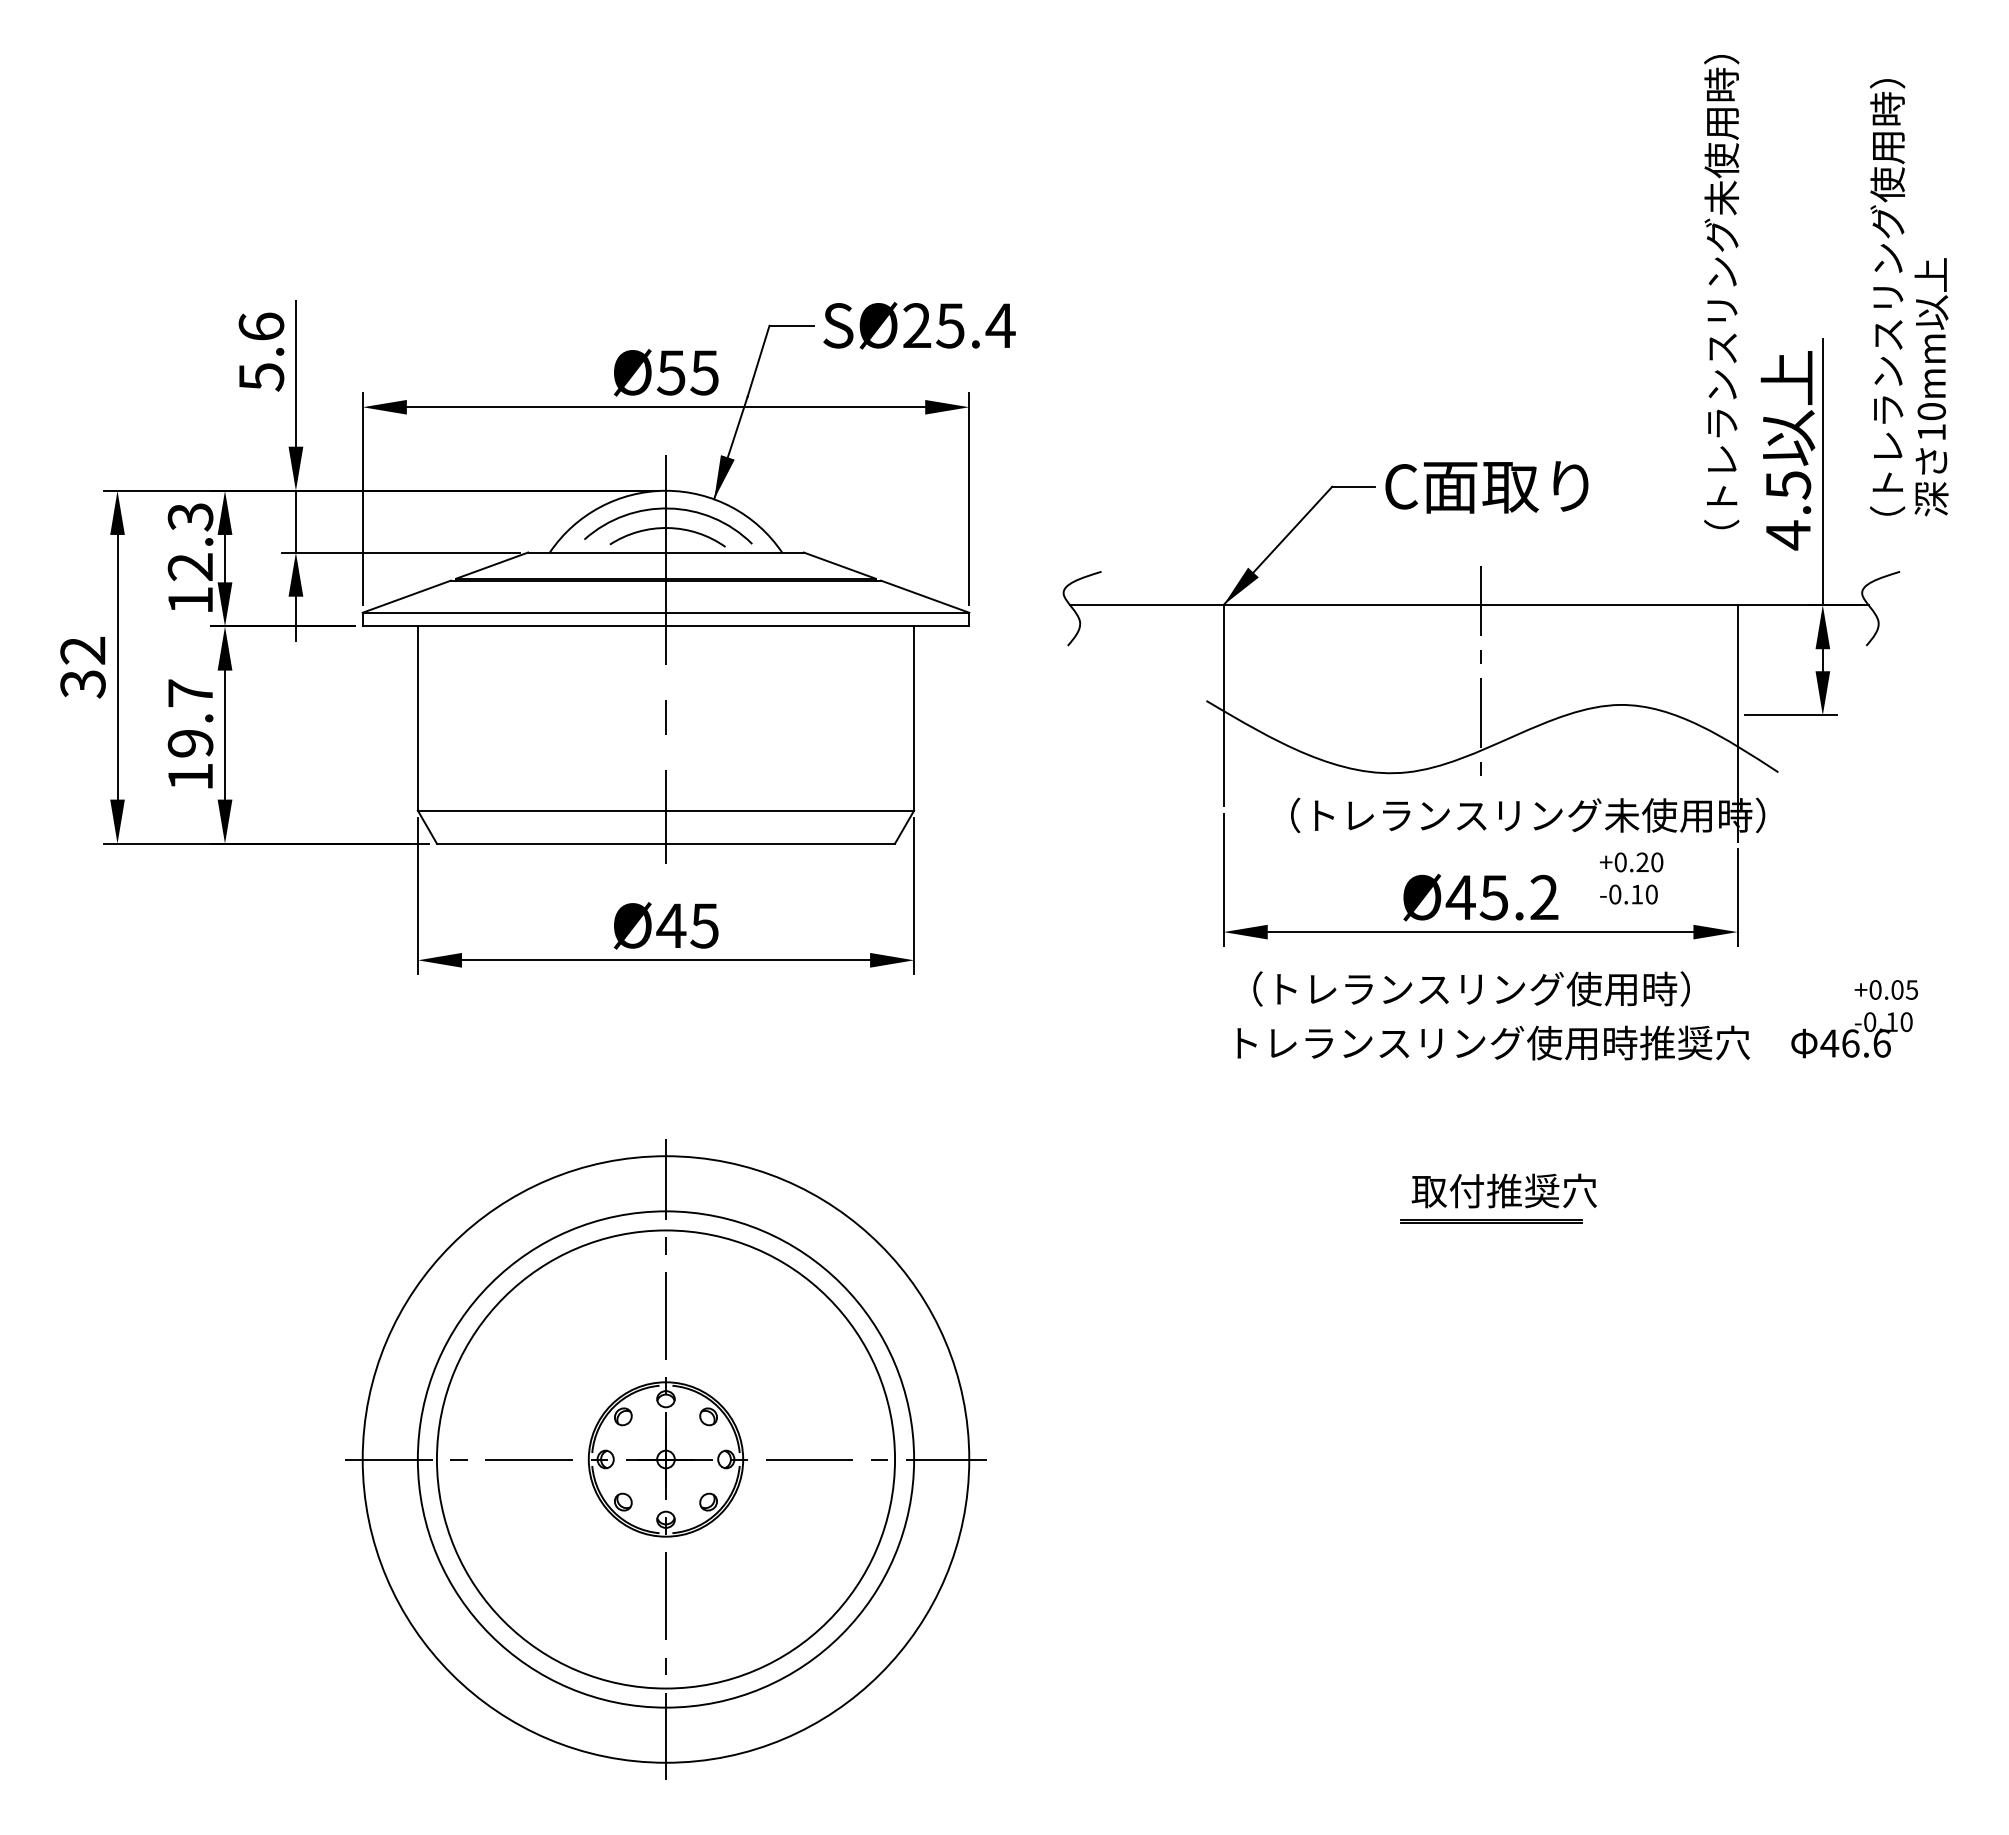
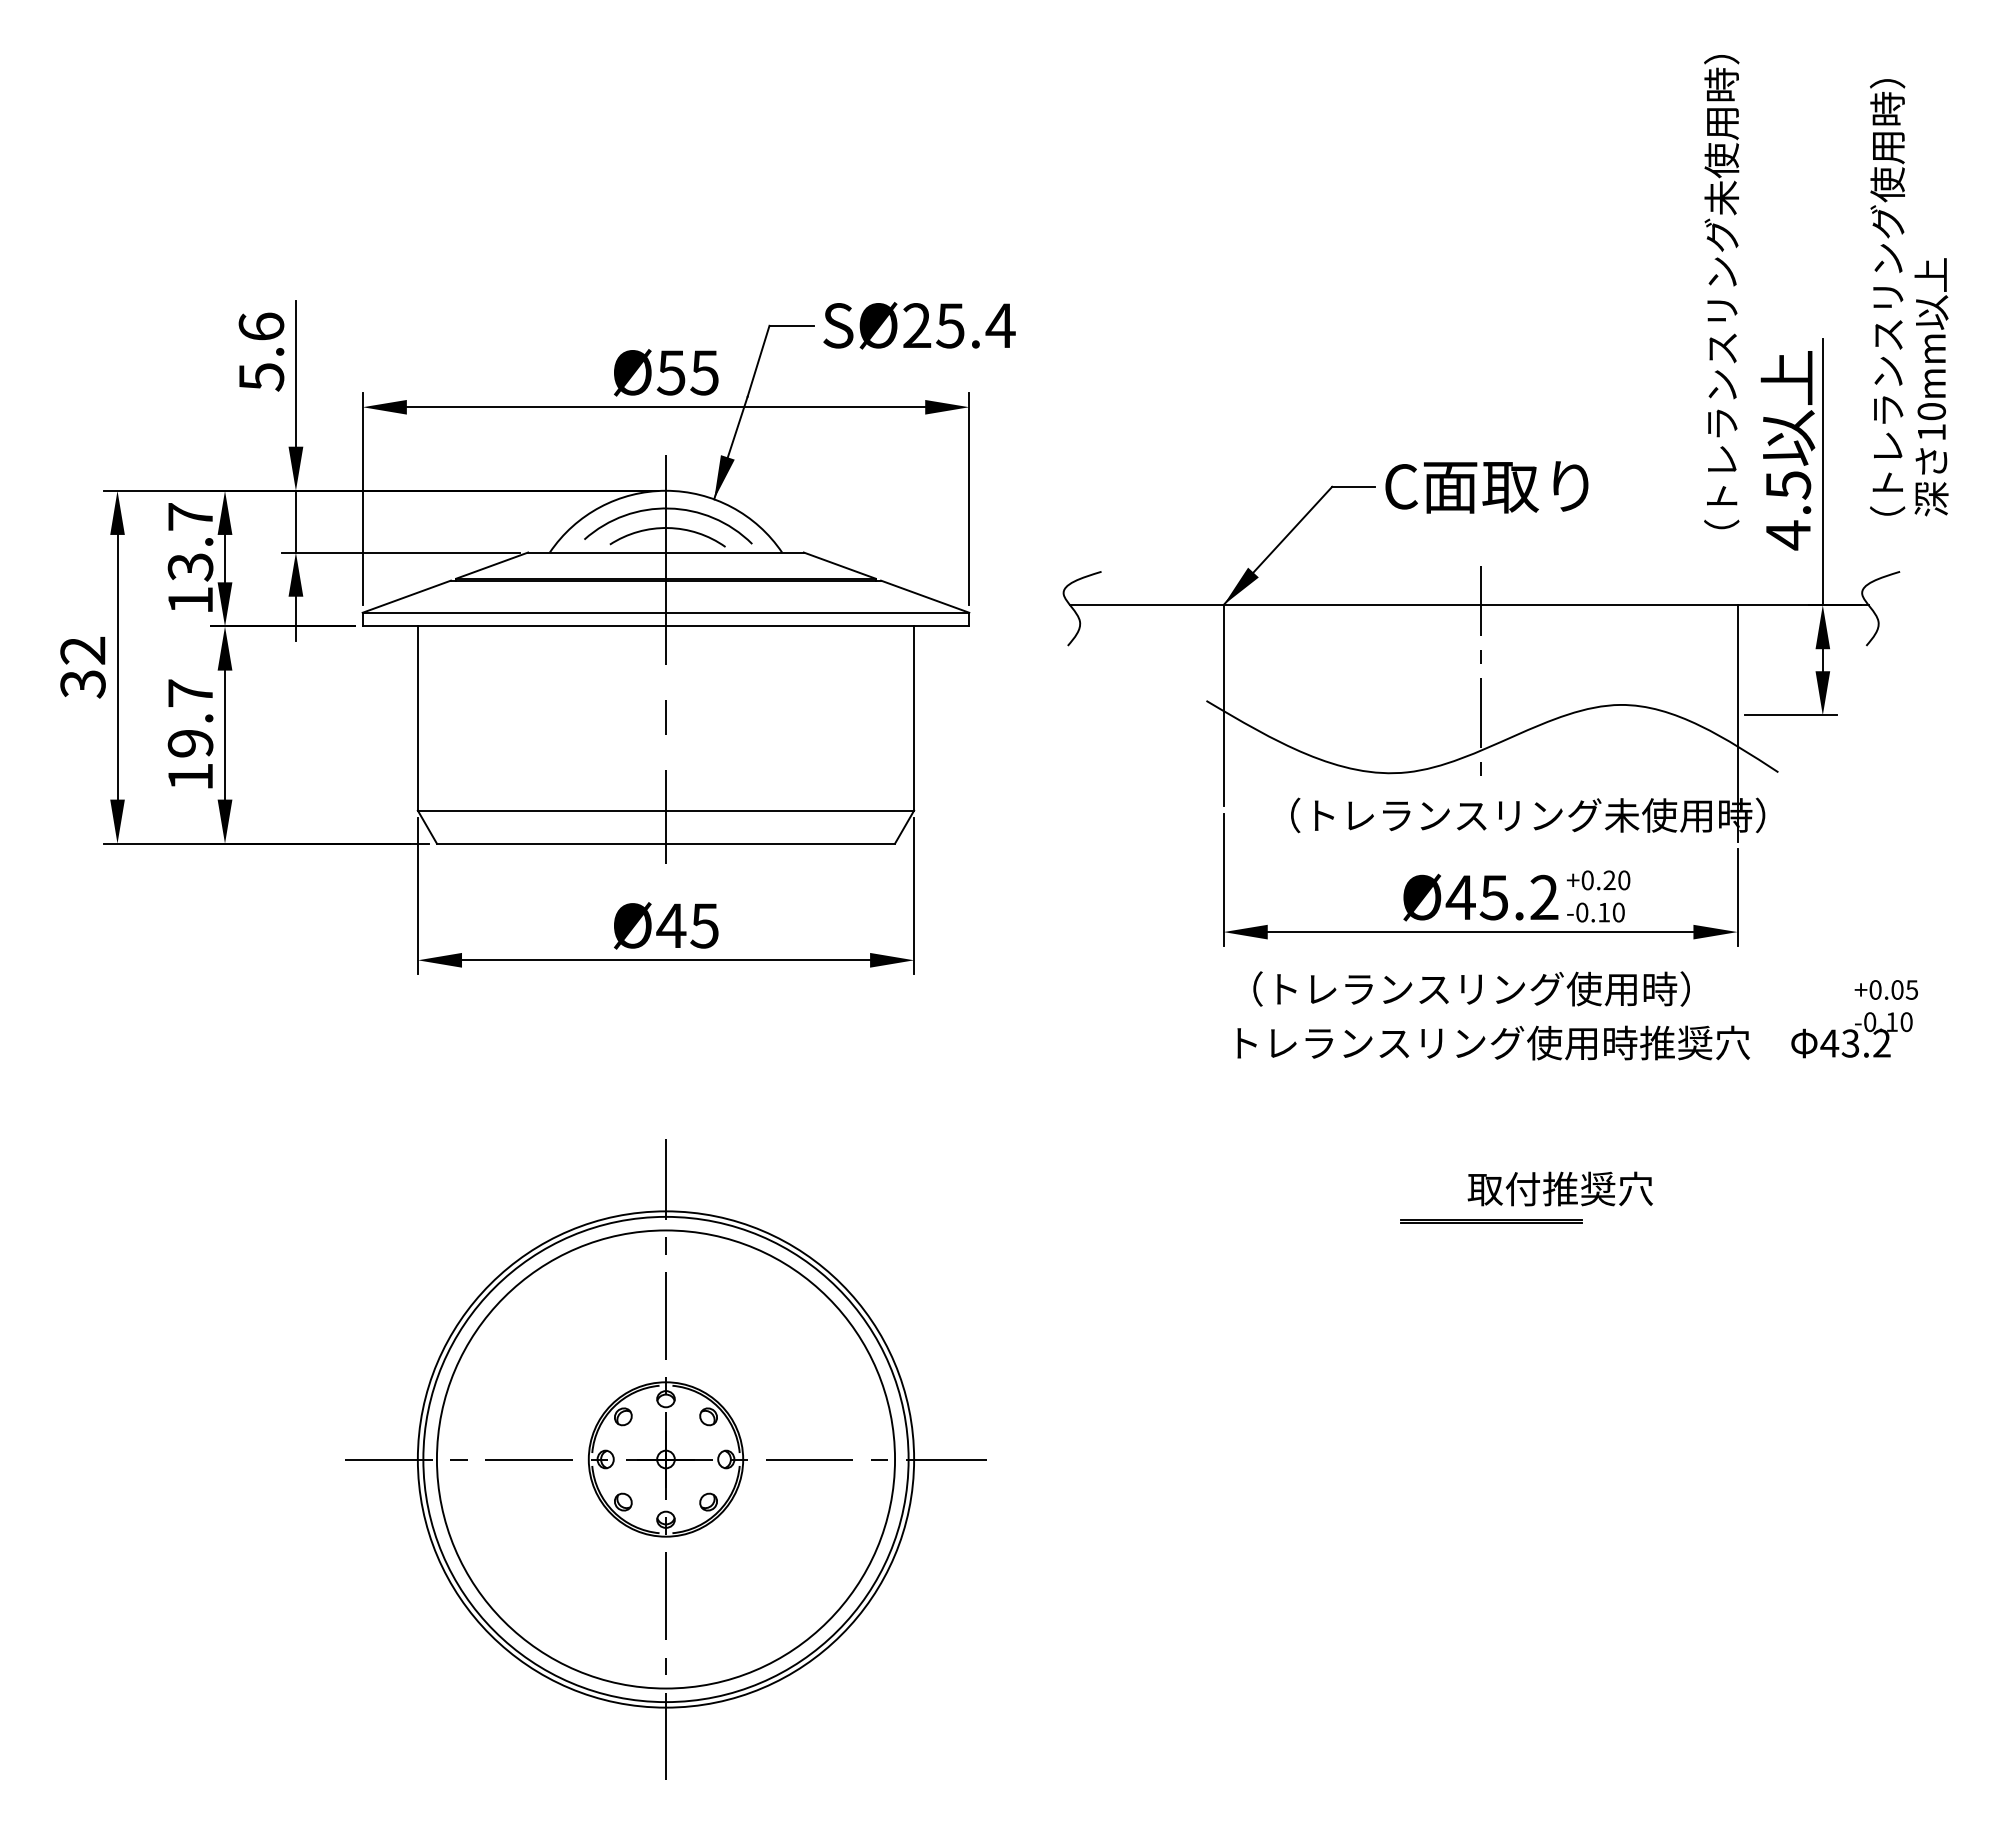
text: 12.3 -> 13.7 (190, 542)
text position: (1631, 878) -> (1598, 896) (1598, 896)
text: 46.6 -> 43.2 (1865, 1043)
text position: (1503, 1190) -> (1559, 1188) (1559, 1188)
circle diameter: 607 px -> 485 px (665, 1459)
